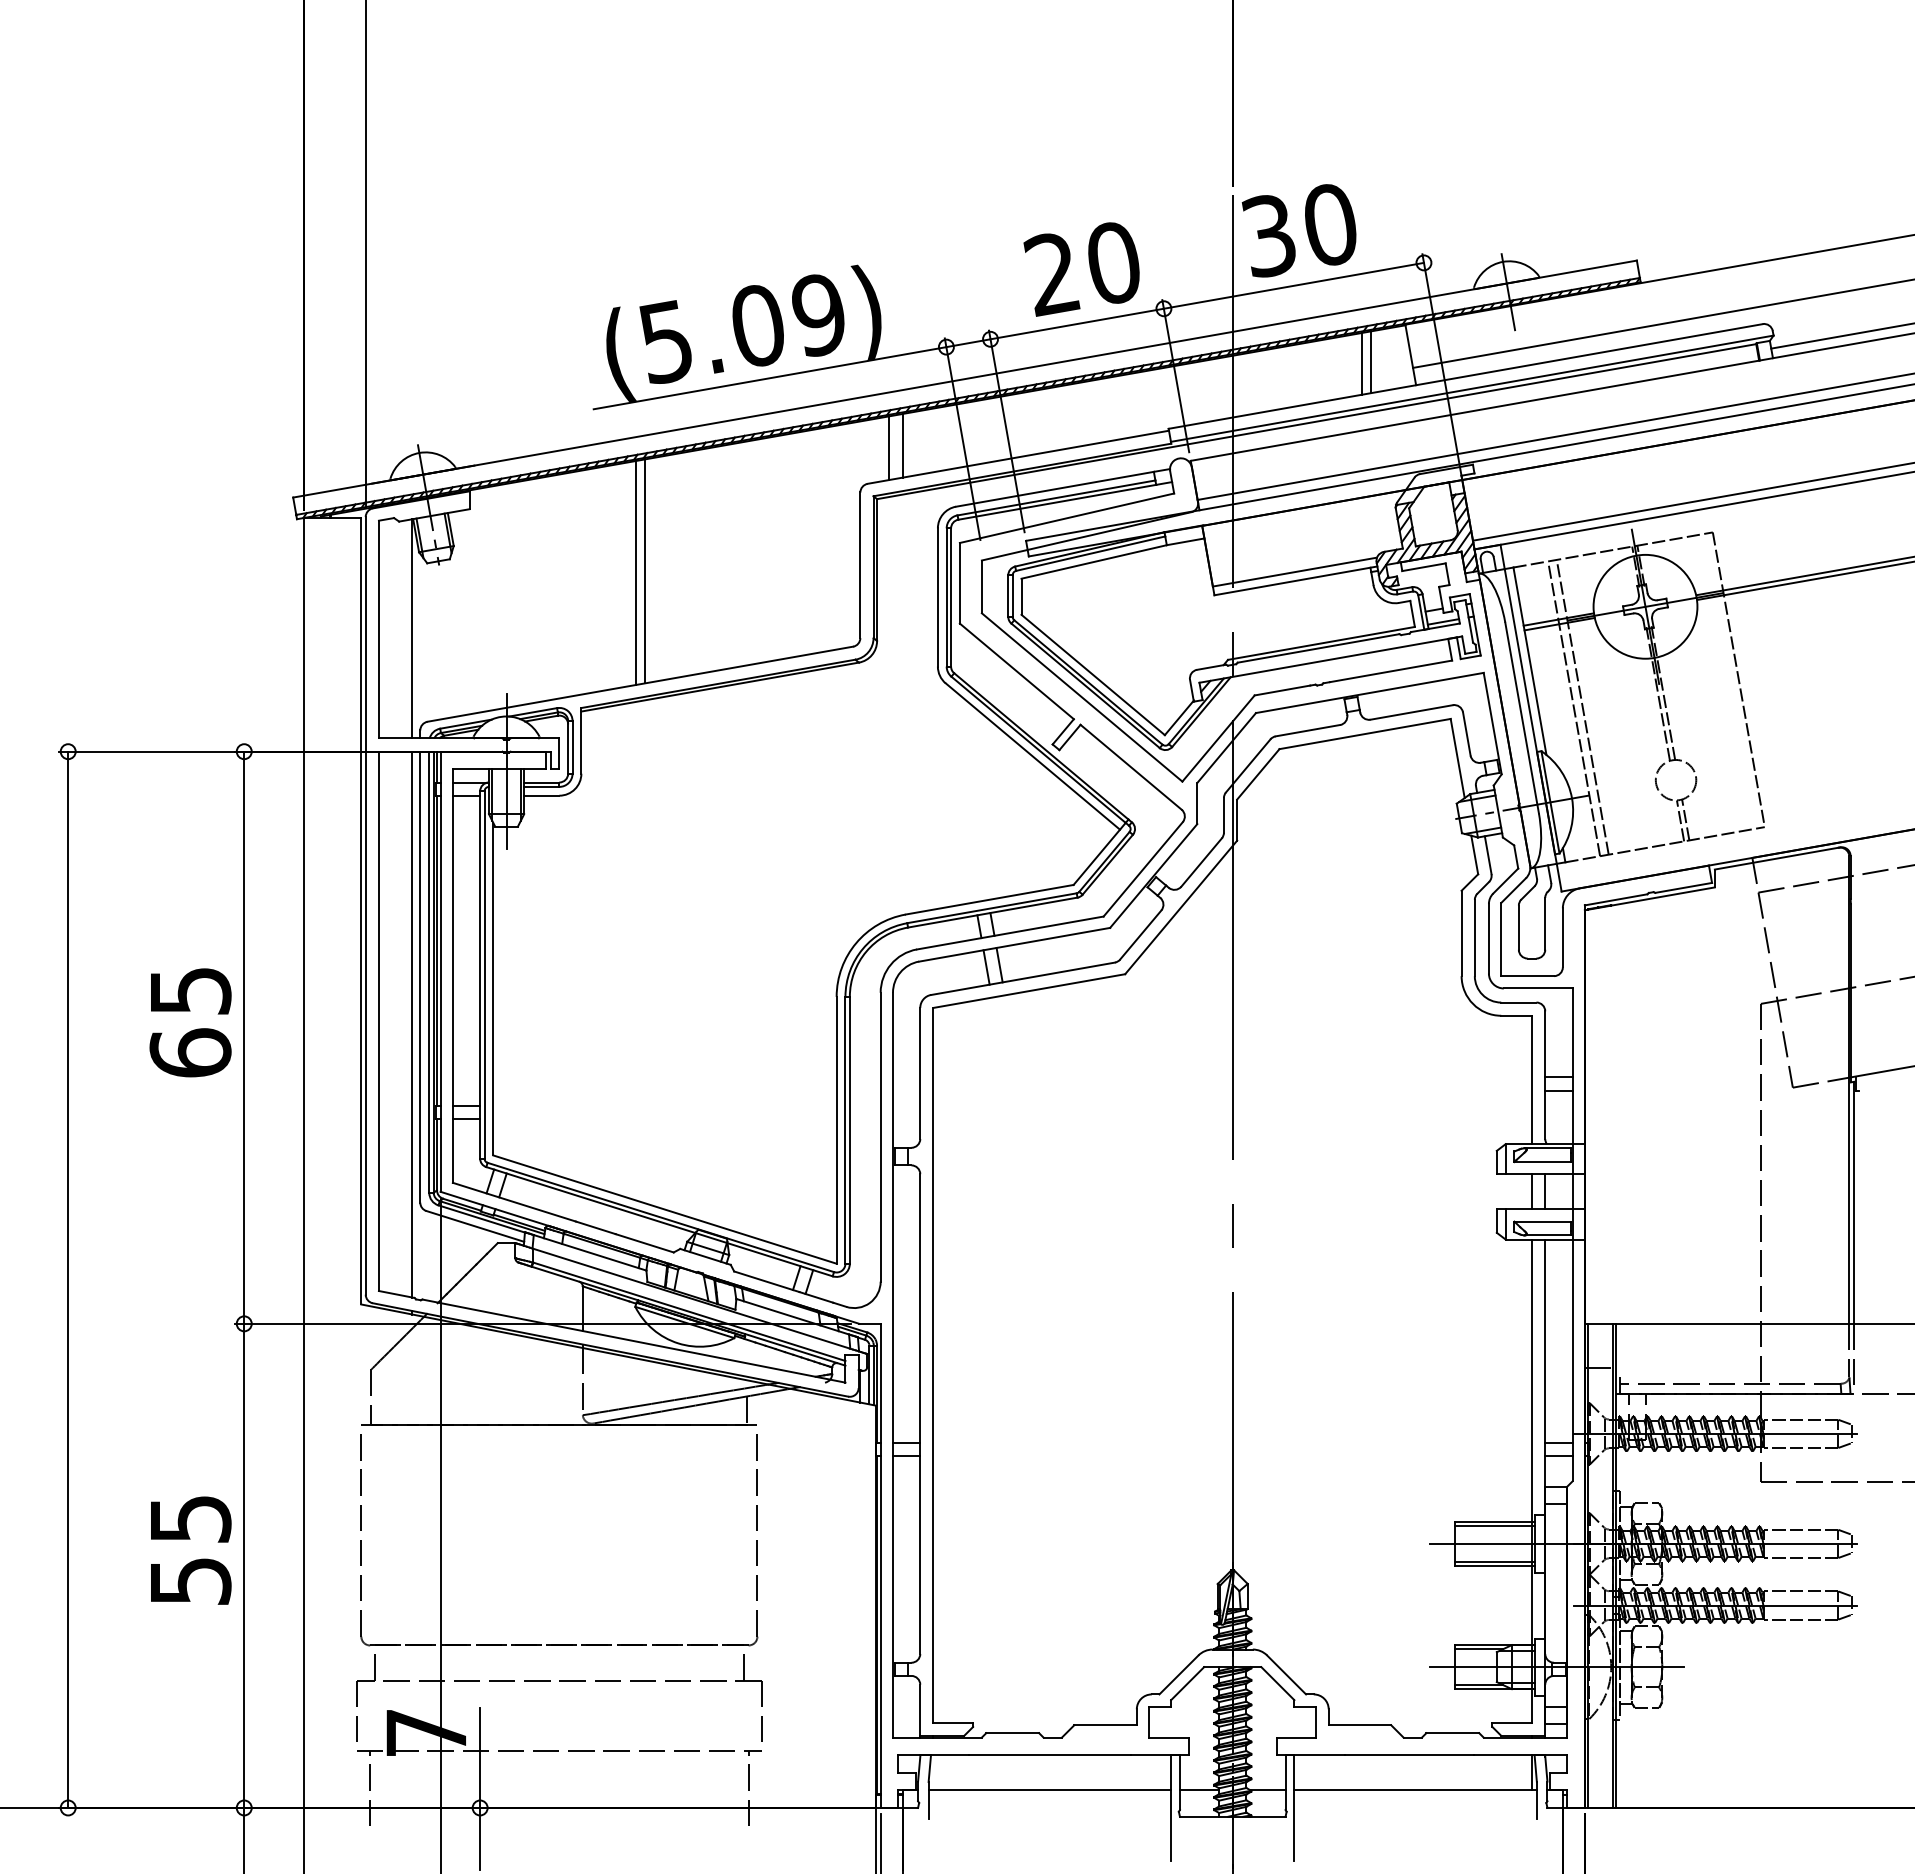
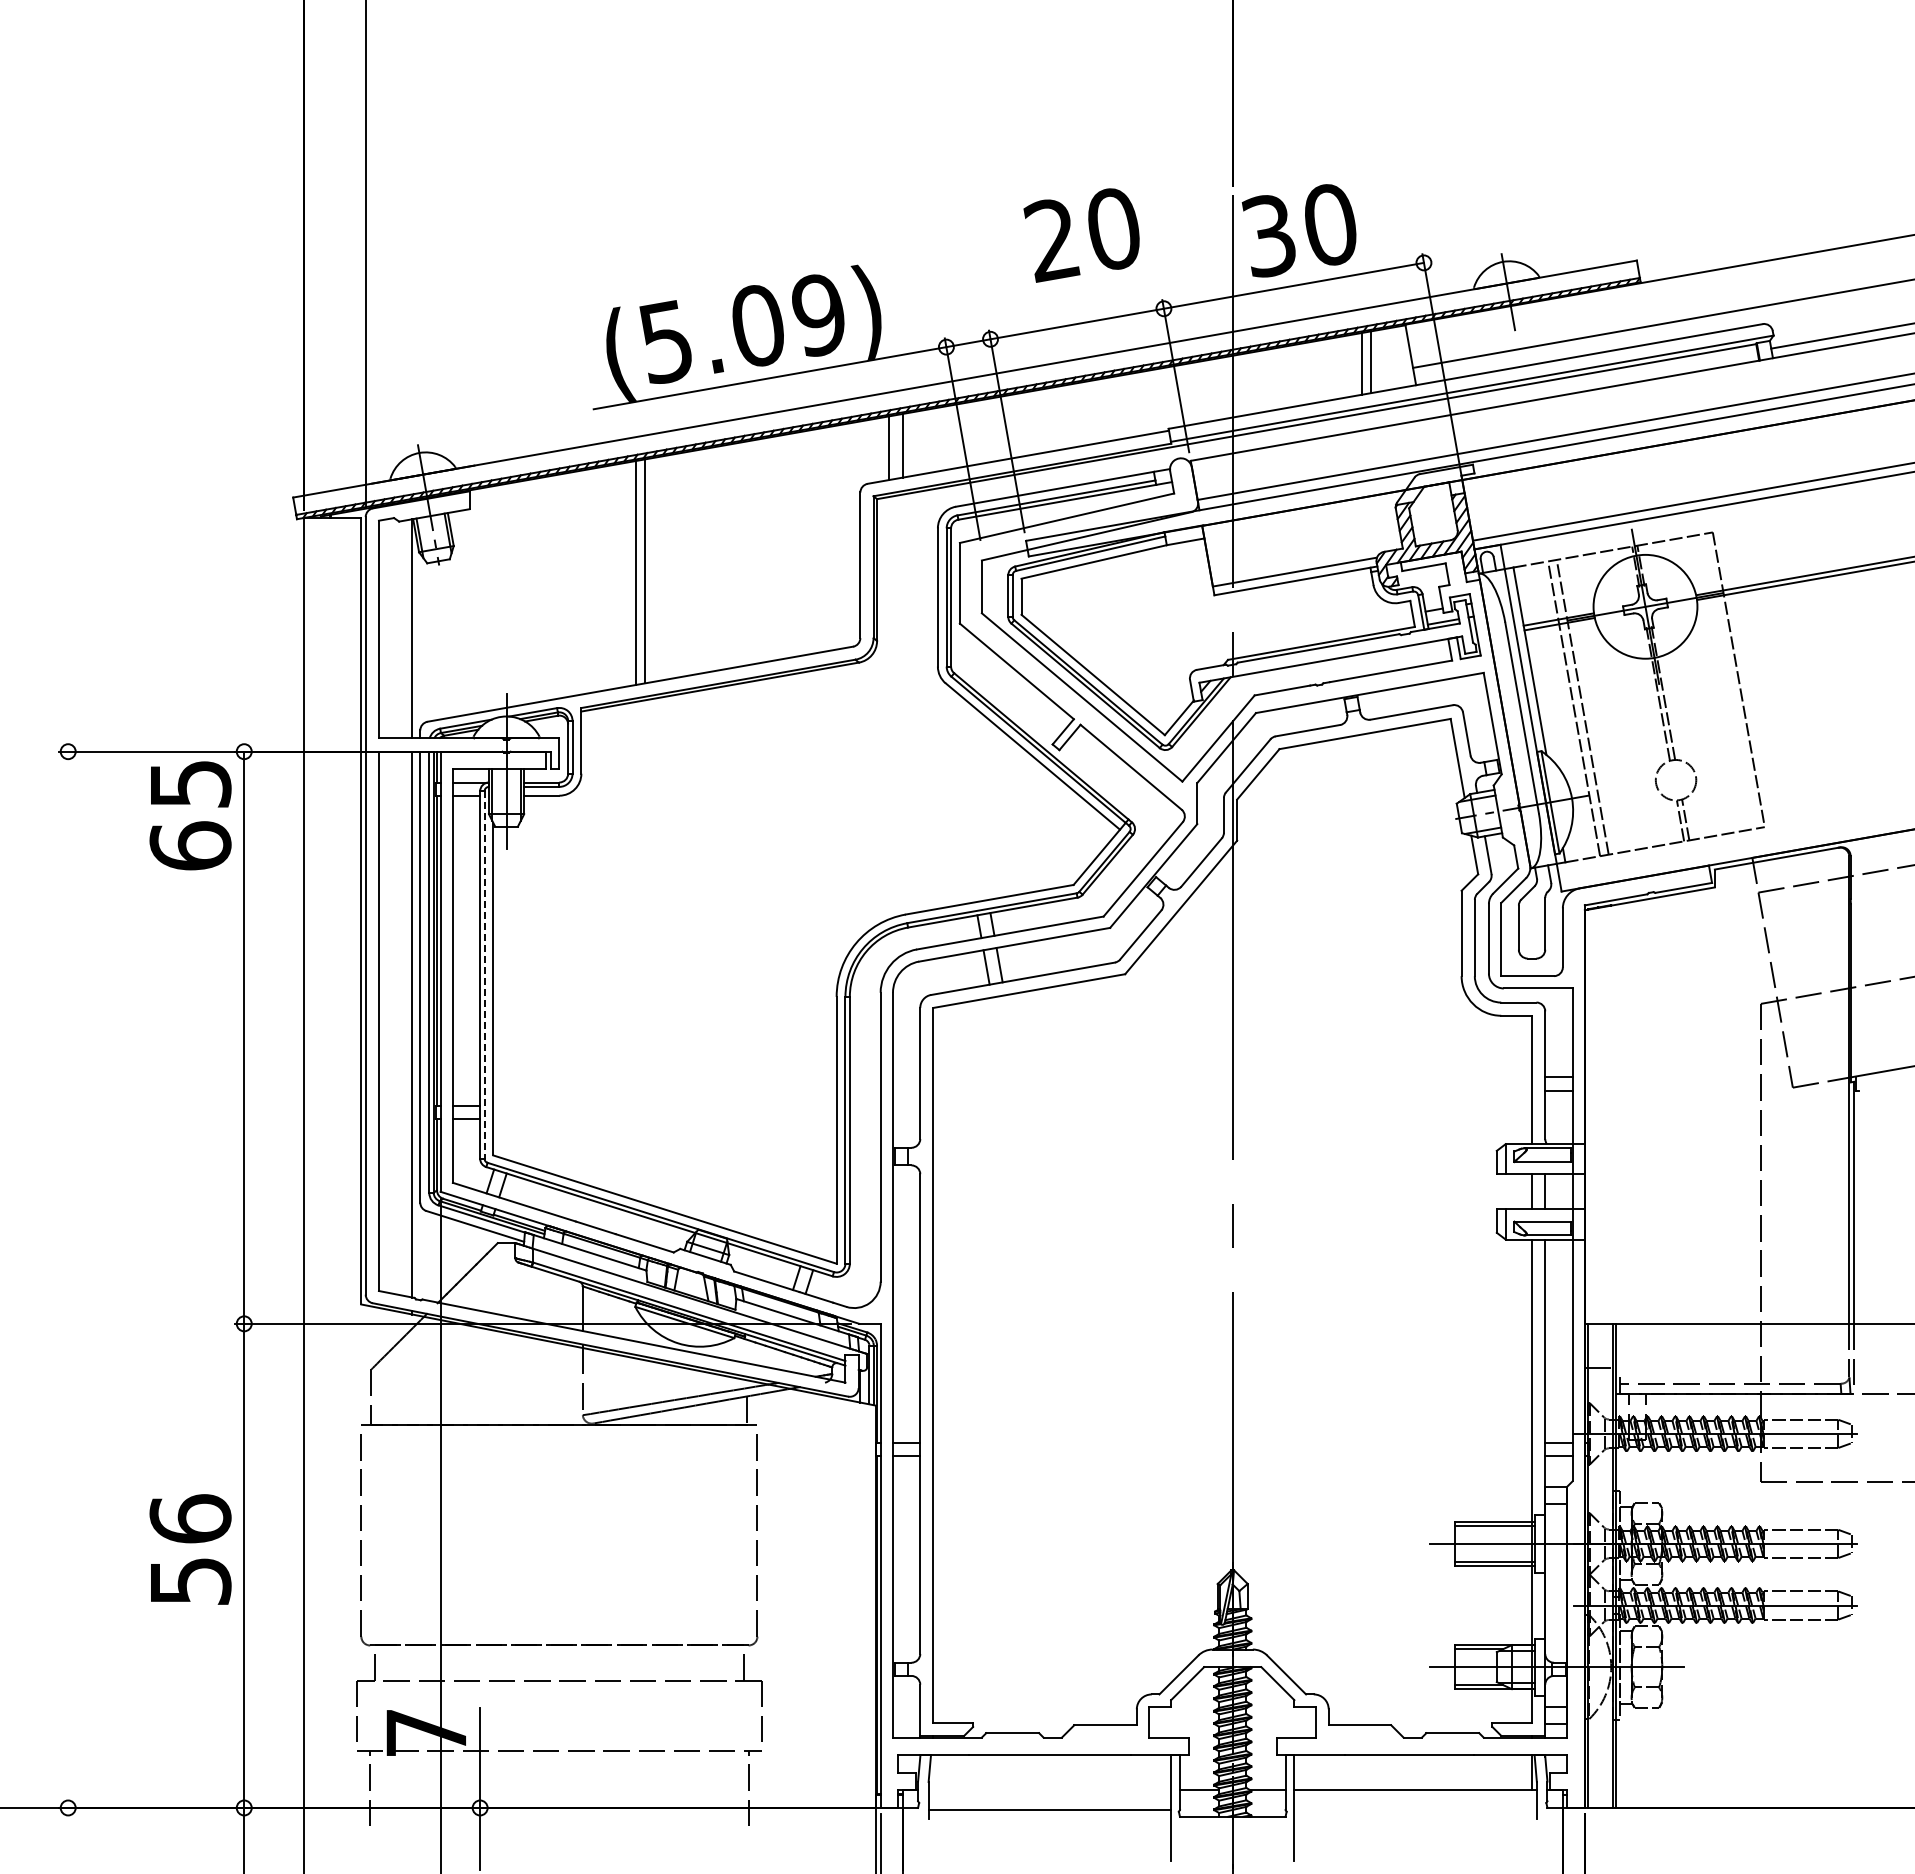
text position: (1081, 269) -> (1081, 235) (1081, 235)
line: solid -> dashed (484, 975)
text position: (190, 1022) -> (190, 815) (190, 815)
line: present -> none (68, 1279)
text: 55 -> 56 (190, 1518)
line position: (1049, 1790) -> (1049, 1810) (1049, 1810)
